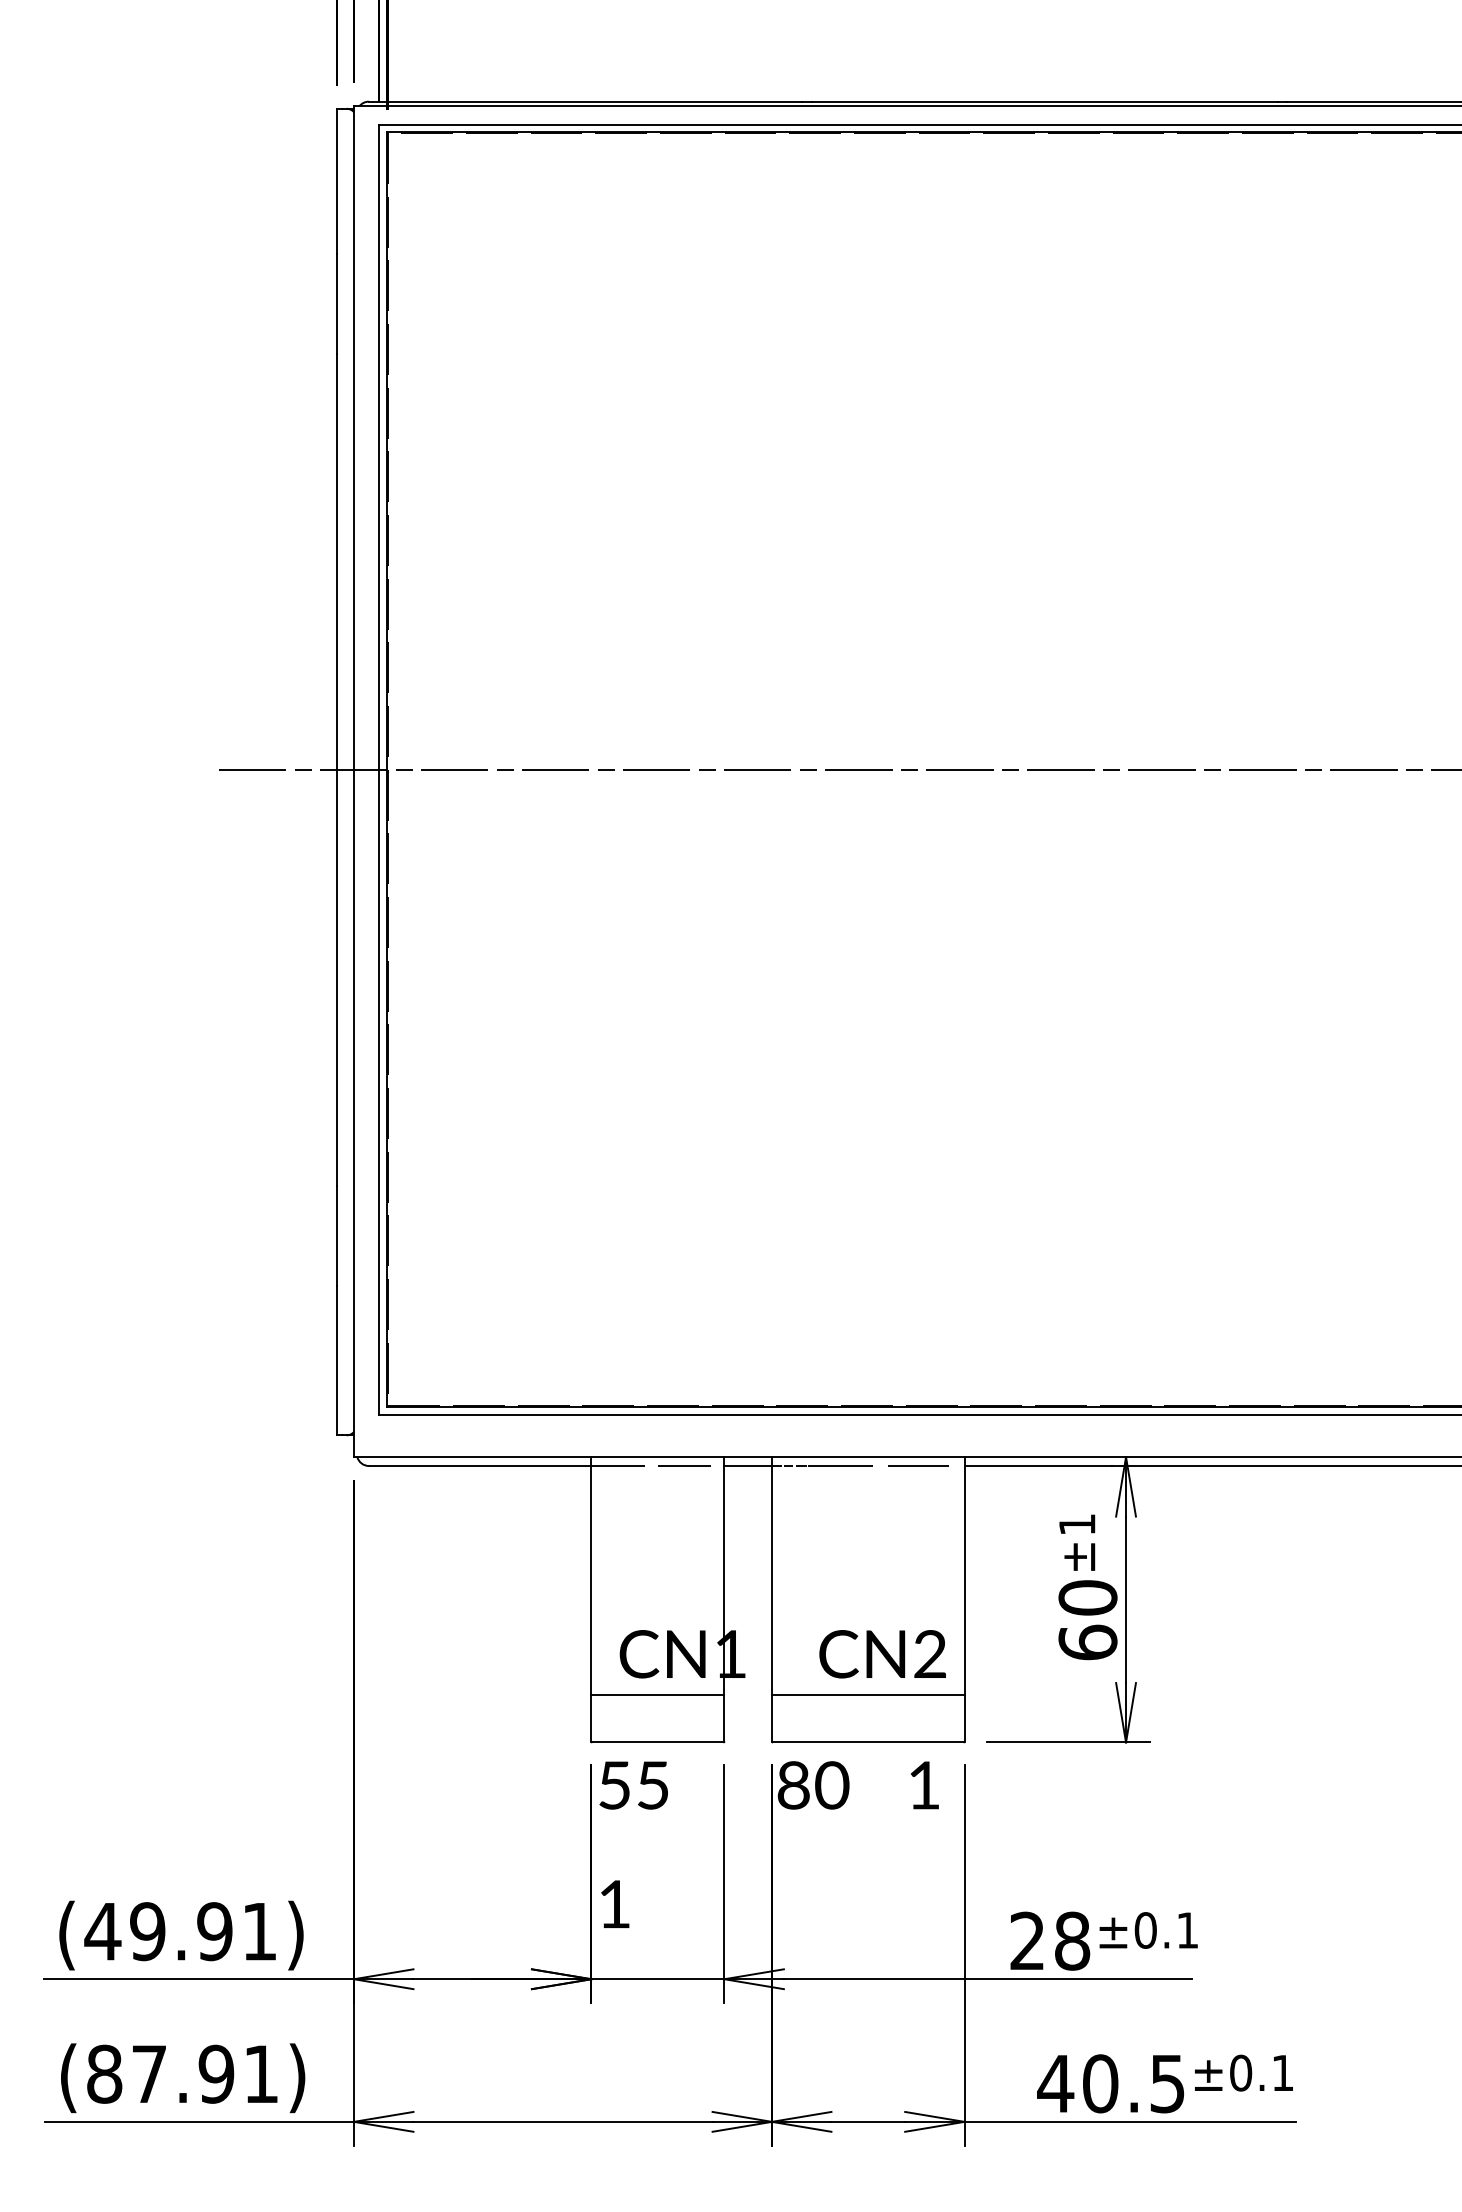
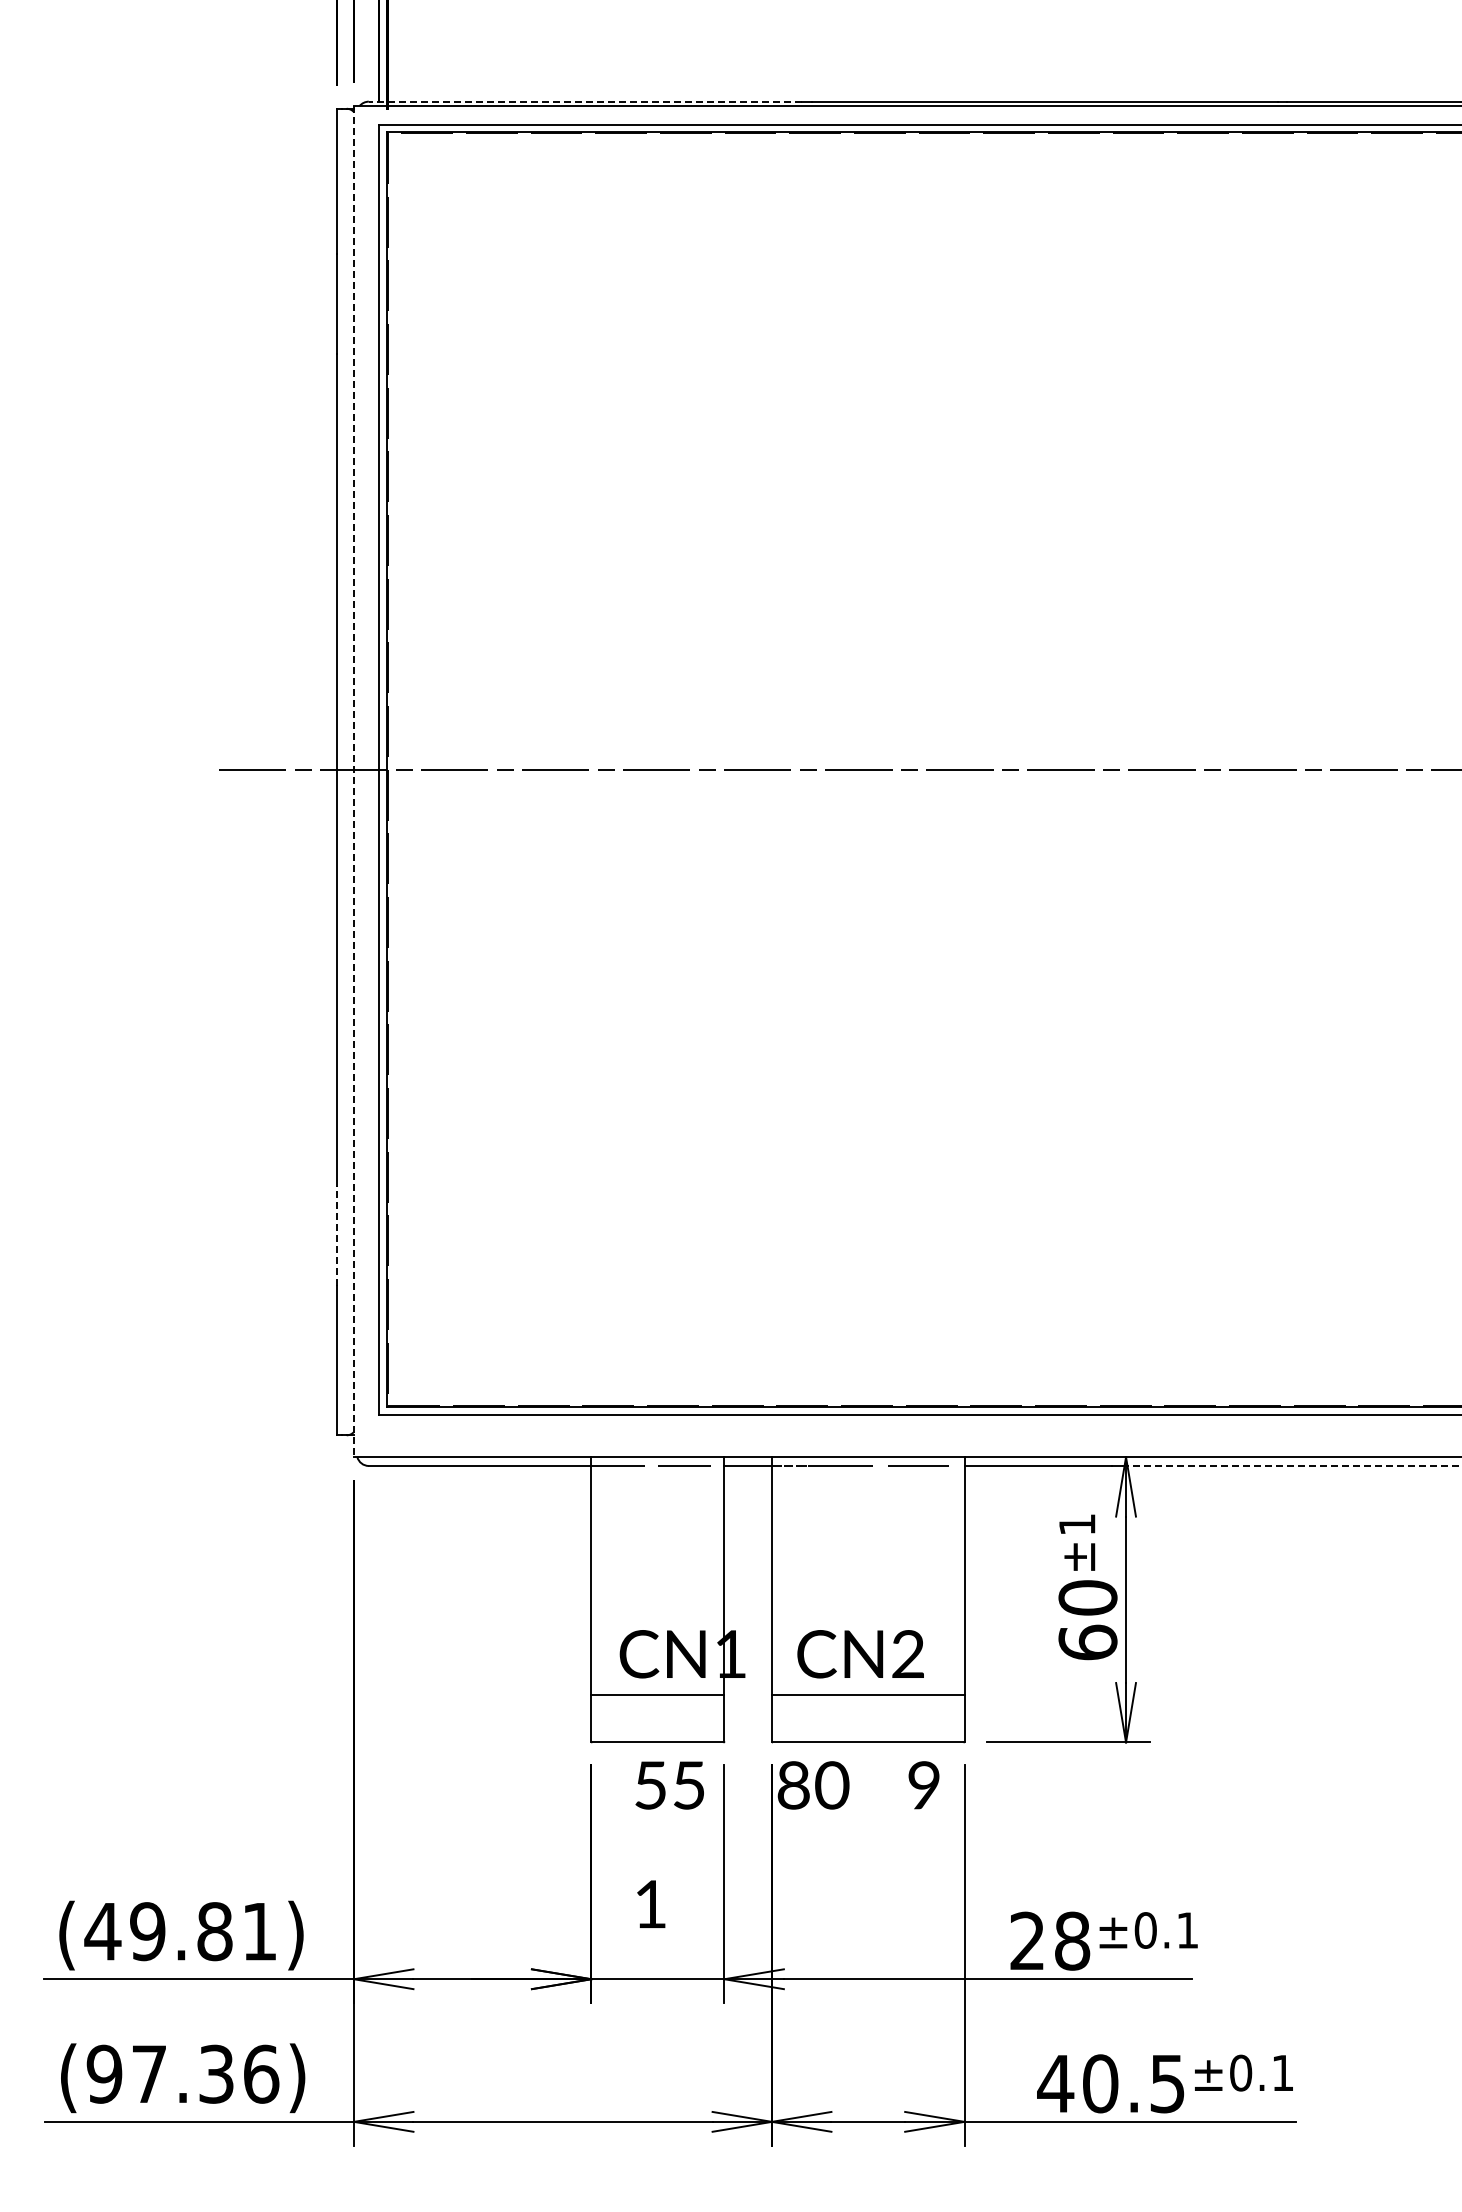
line: solid -> dashed (585, 101)
line: solid -> dashed (354, 781)
line: solid -> dashed (337, 1235)
line: solid -> dashed (1291, 1465)
text position: (882, 1654) -> (860, 1654) (860, 1654)
text: 1 -> 9 (923, 1785)
text position: (633, 1844) -> (669, 1844) (669, 1844)
text: (49.91) -> (49.81) (214, 1931)
text: (87.91) -> (97.36) (182, 2073)
